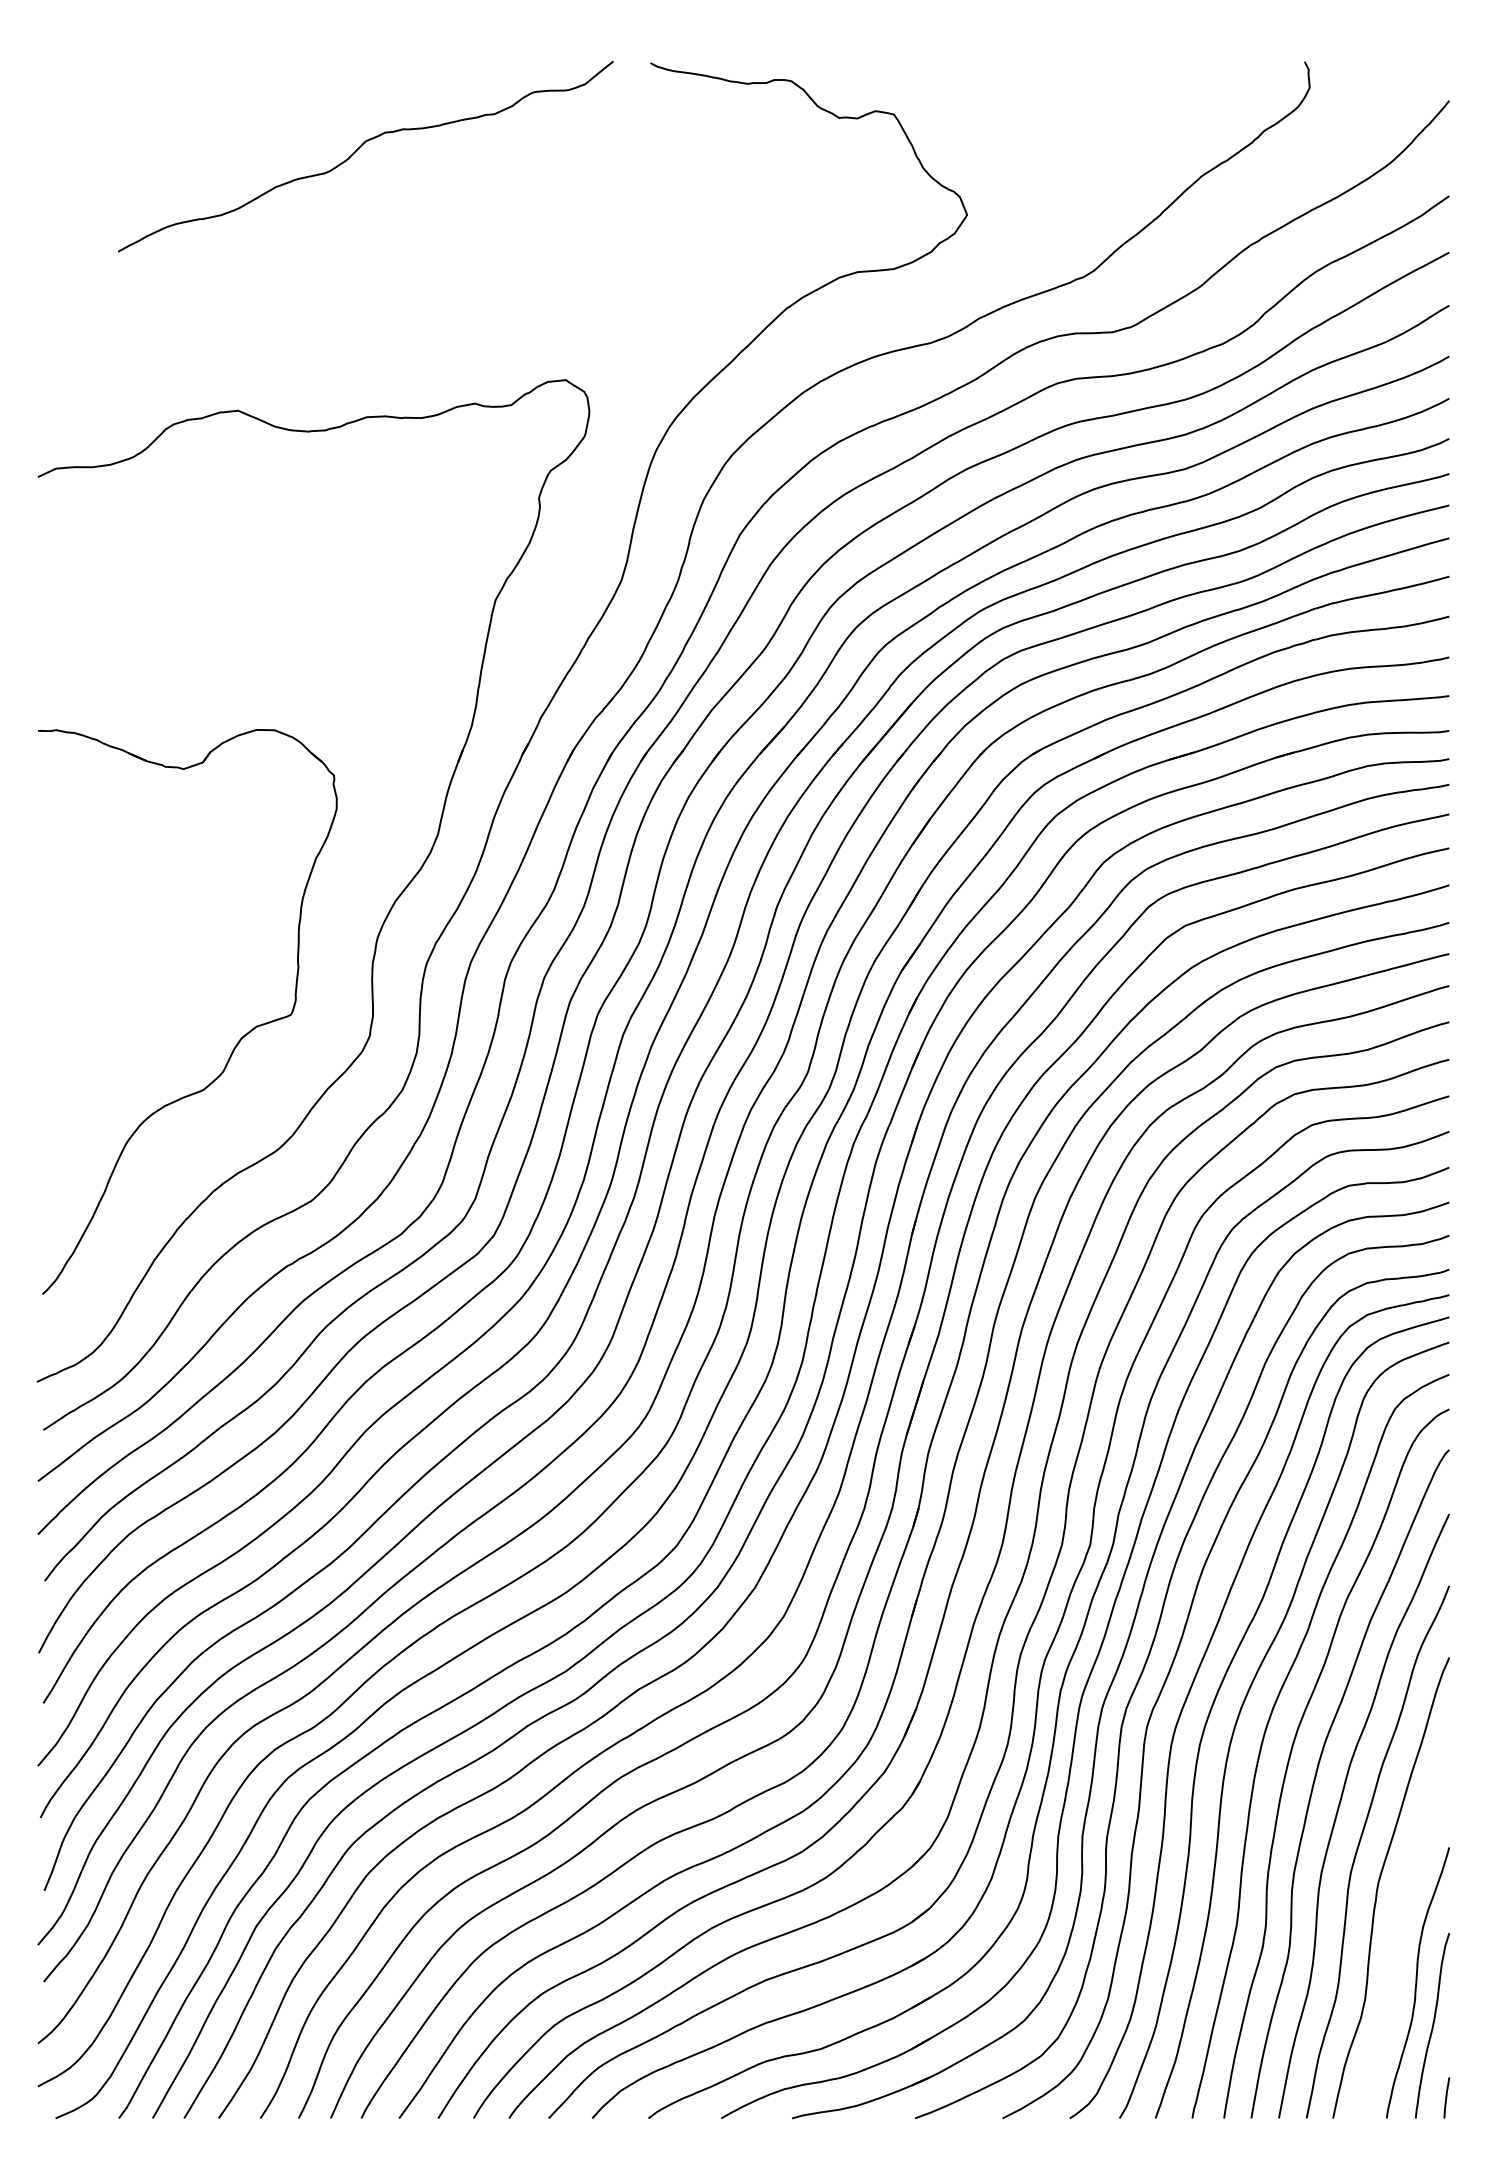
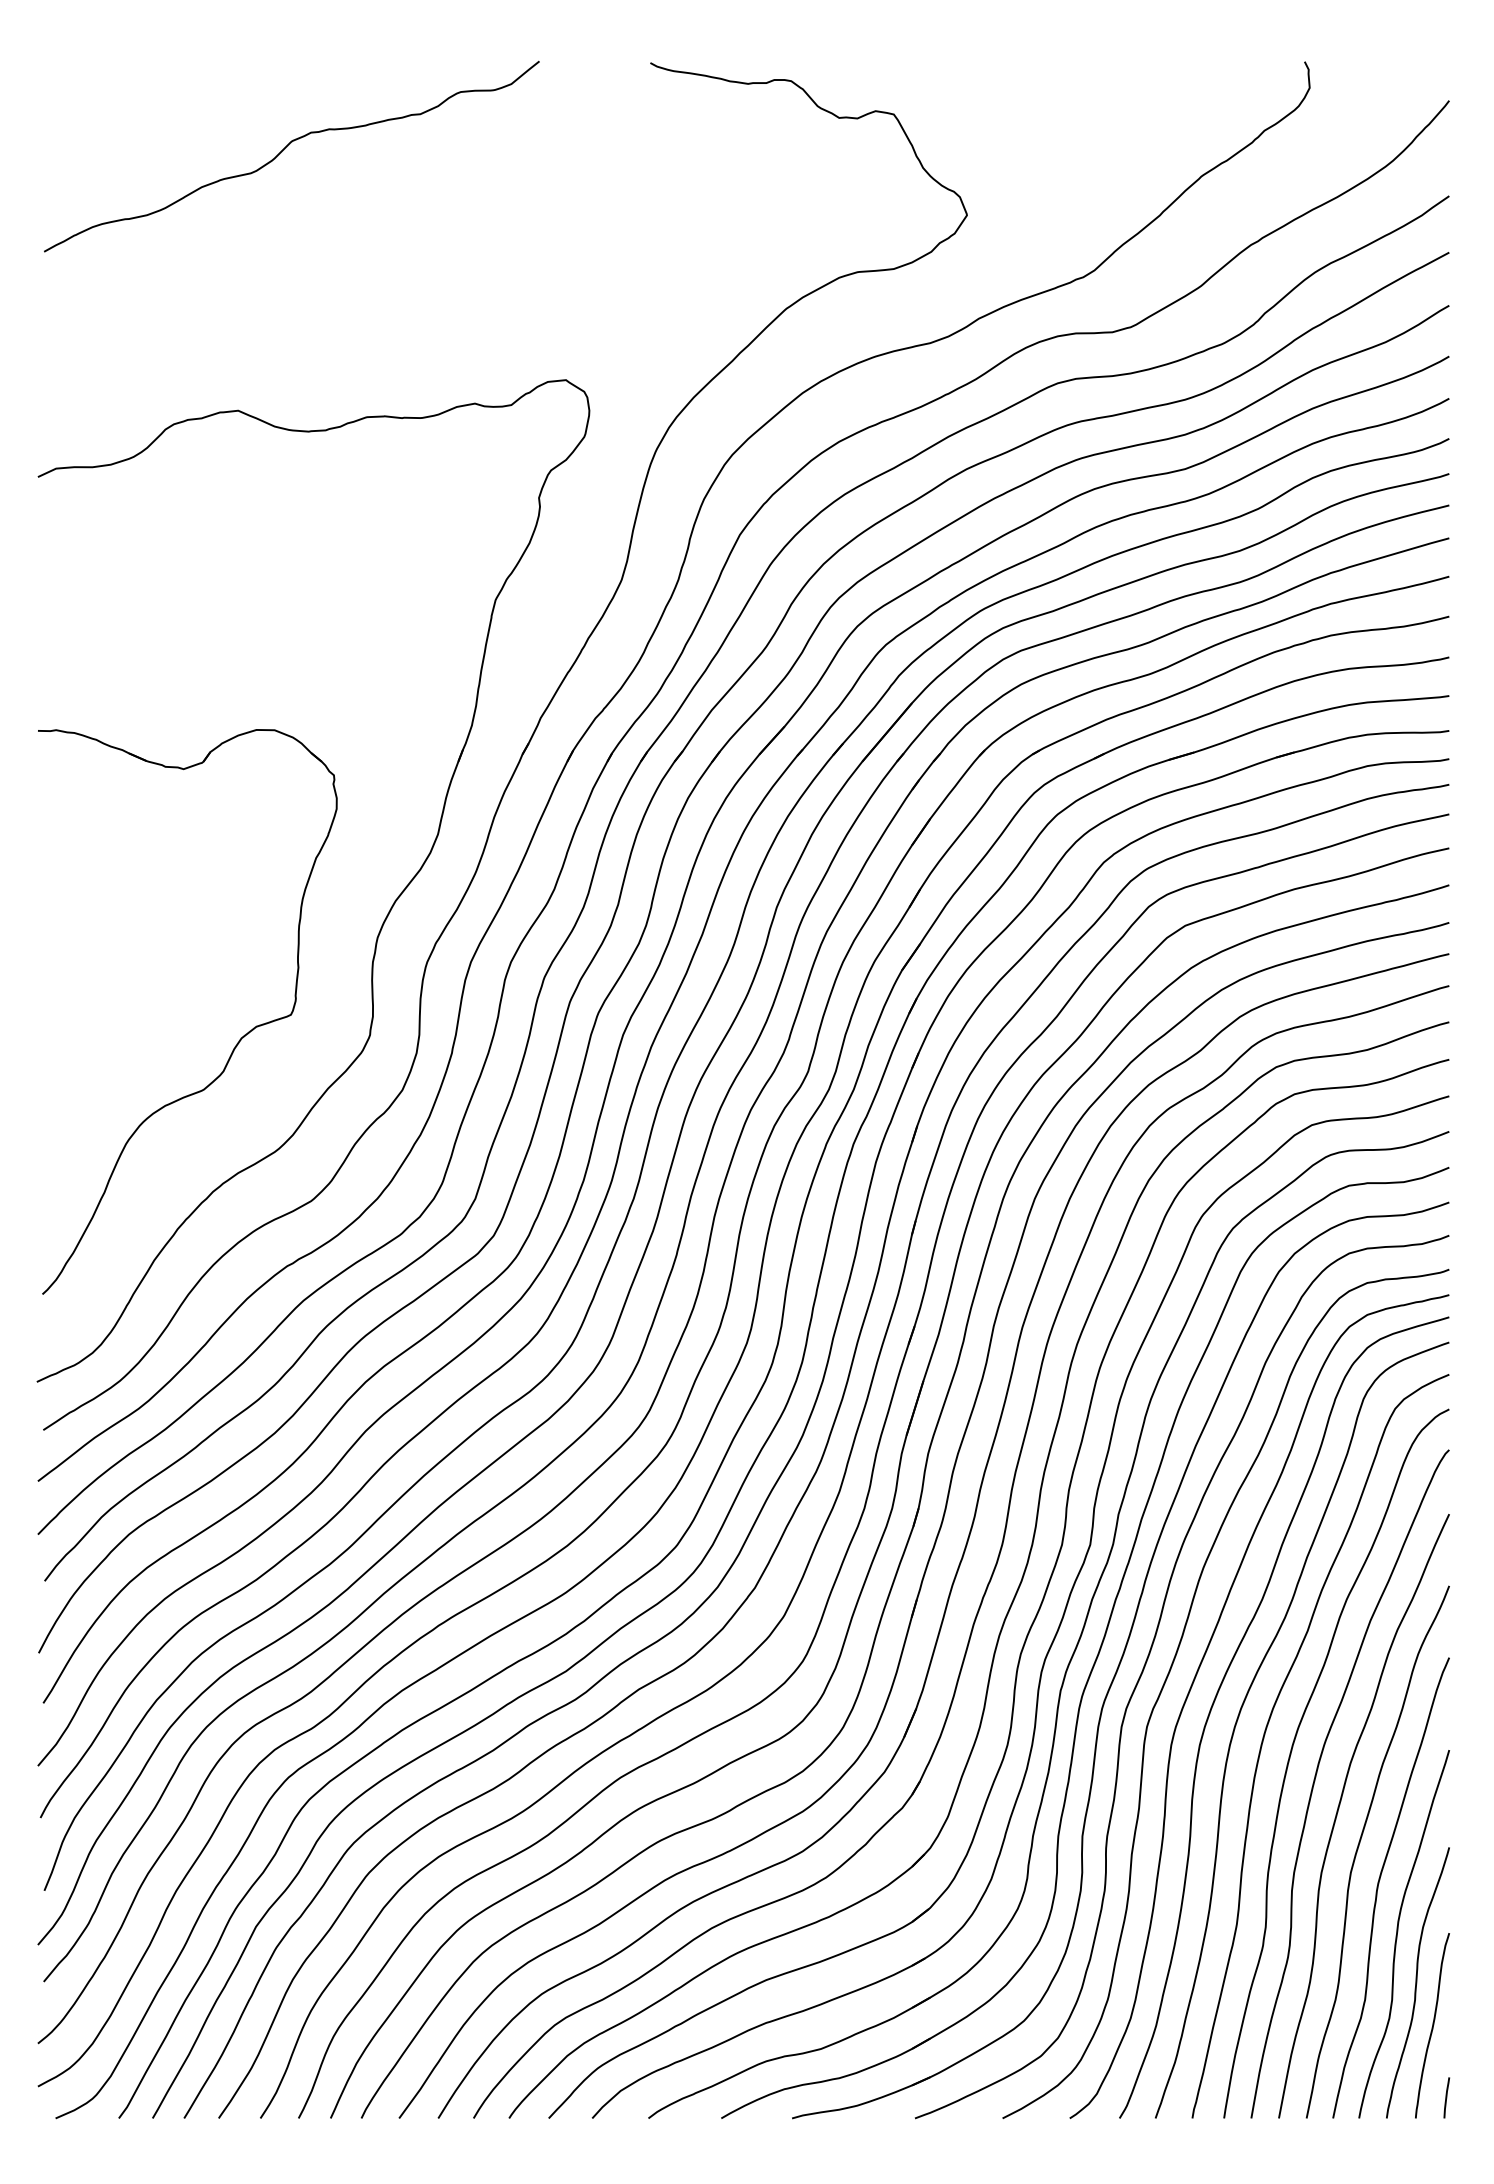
curve position: (358, 149) -> (284, 149) (284, 149)
curve: none -> present (1398, 1931)
